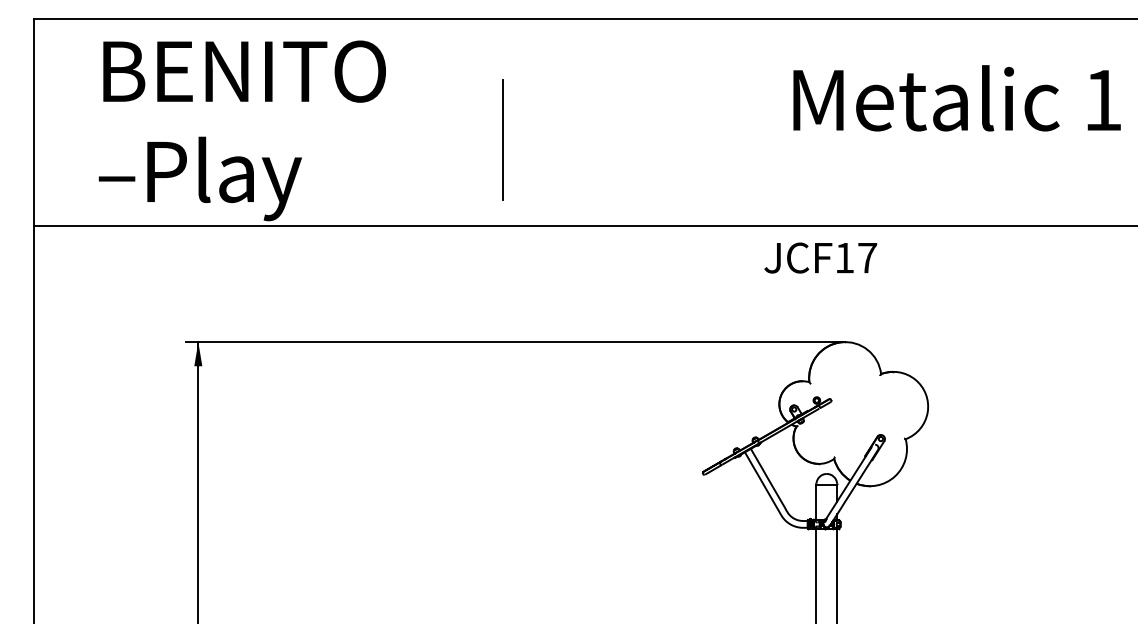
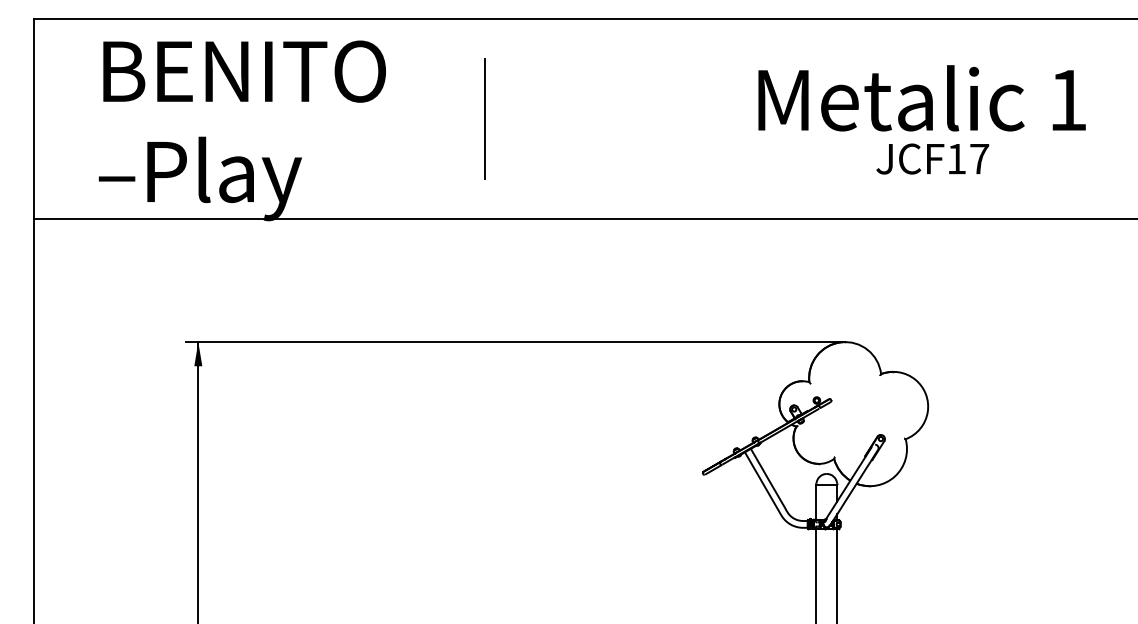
text position: (956, 98) -> (921, 98) (921, 98)
line position: (502, 139) -> (484, 118) (484, 118)
line position: (584, 226) -> (584, 219) (584, 219)
text position: (820, 257) -> (932, 158) (932, 158)
